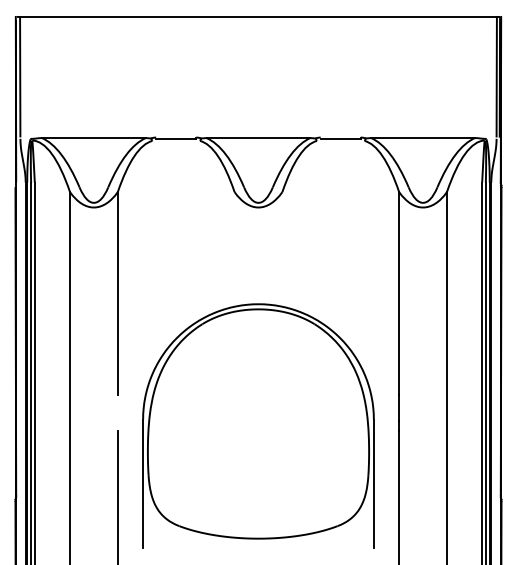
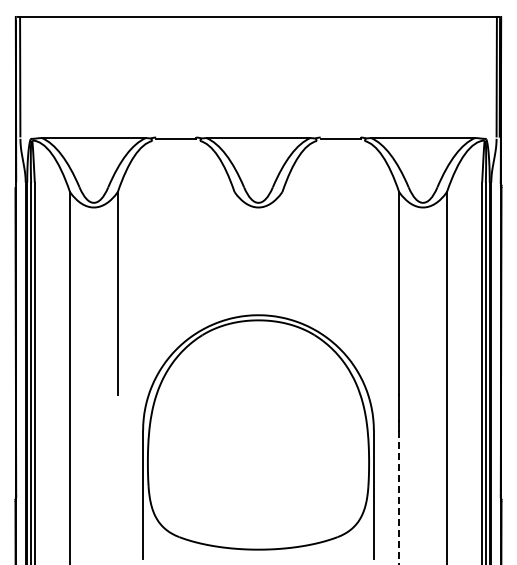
part position: (258, 425) -> (258, 436) (258, 436)
line: present -> none (117, 496)
line: solid -> dashed (399, 498)
